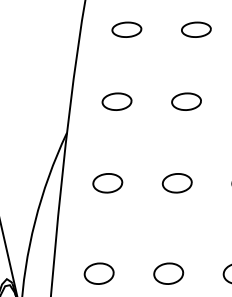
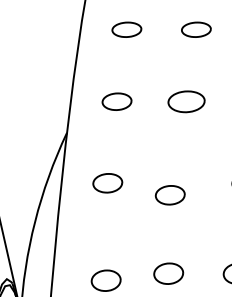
part size: 31x19 px -> 39x24 px (186, 101)
part position: (176, 183) -> (169, 195) (169, 195)
part position: (98, 273) -> (105, 280) (105, 280)
